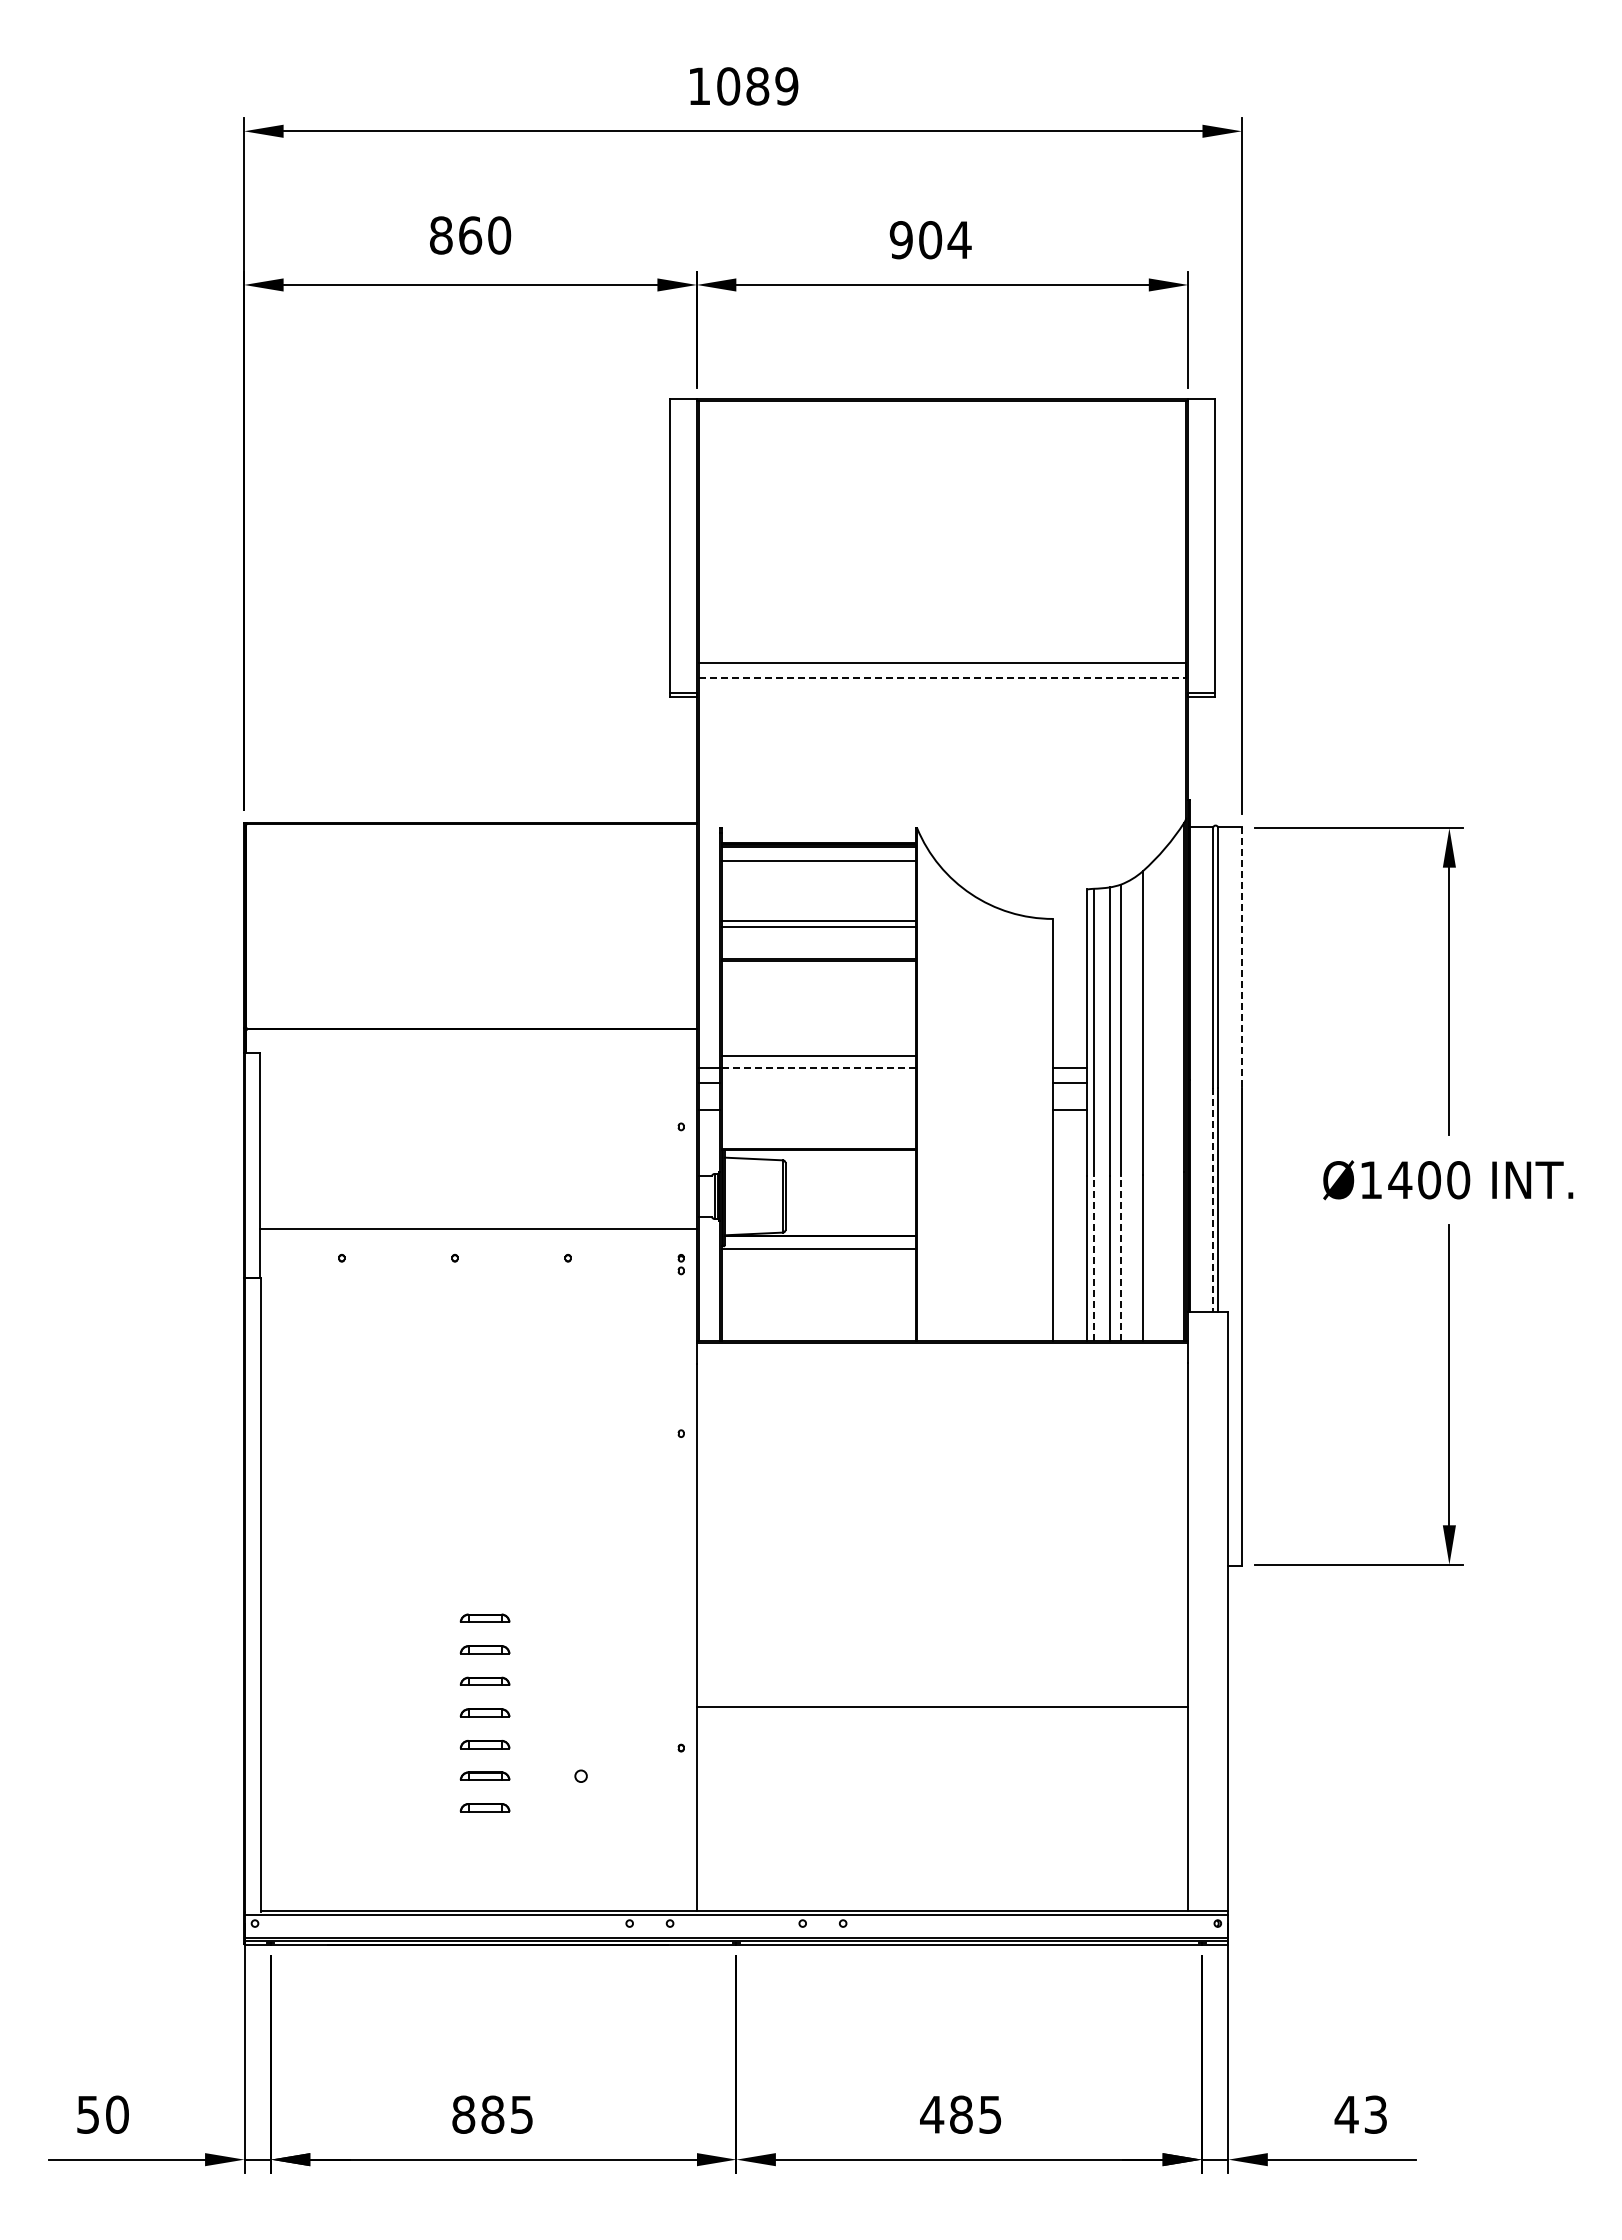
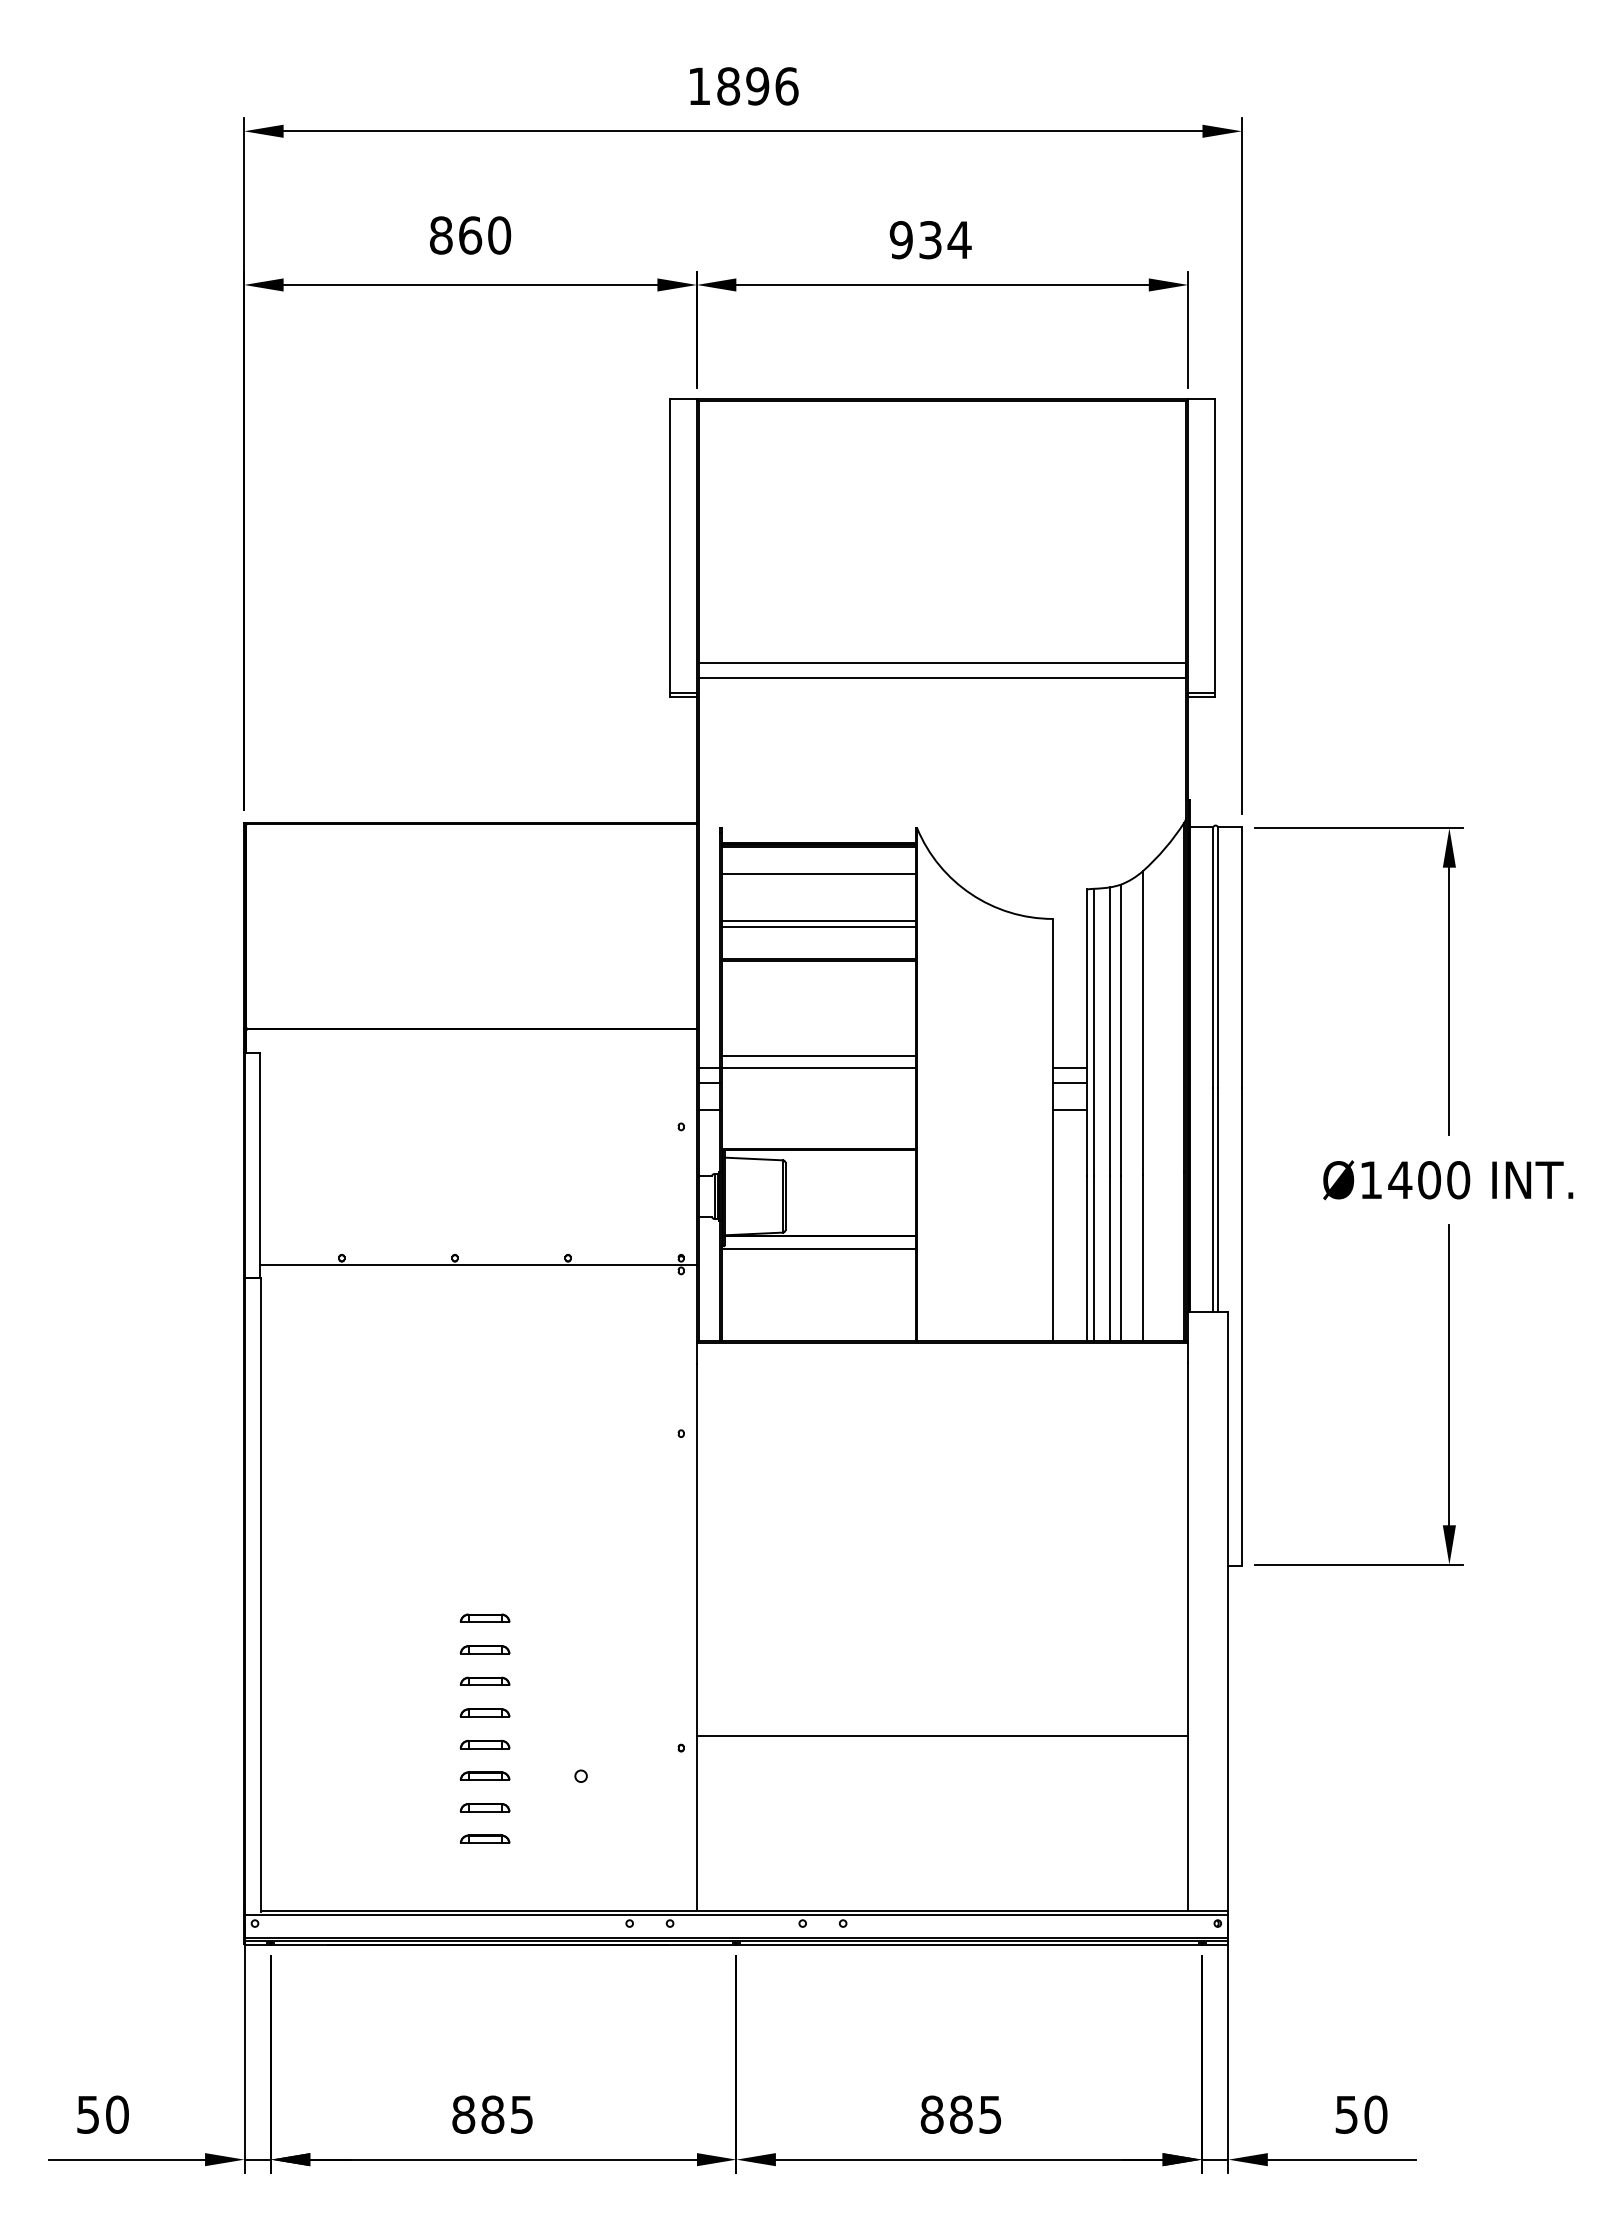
text: 1089 -> 1896 (757, 86)
text: 904 -> 934 (930, 240)
line: dashed -> solid (942, 677)
line position: (819, 860) -> (819, 873) (819, 873)
line: dashed -> solid (1241, 958)
line: dashed -> solid (819, 1067)
line: dashed -> solid (1213, 1200)
line position: (478, 1228) -> (478, 1264) (478, 1264)
line: dashed -> solid (1093, 1258)
line: dashed -> solid (1121, 1258)
line position: (942, 1706) -> (942, 1735) (942, 1735)
part: none -> present (484, 1838)
text: 485 -> 885 (932, 2114)
text: 43 -> 50 (1360, 2114)
